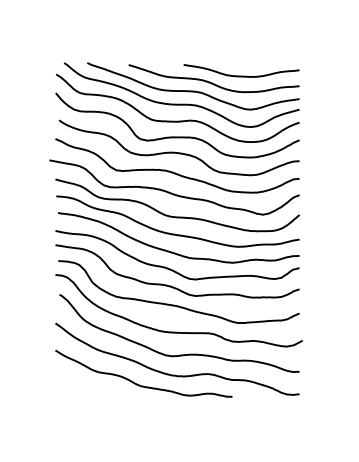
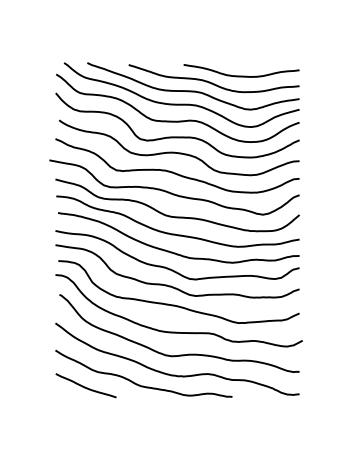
curve: none -> present (85, 386)
